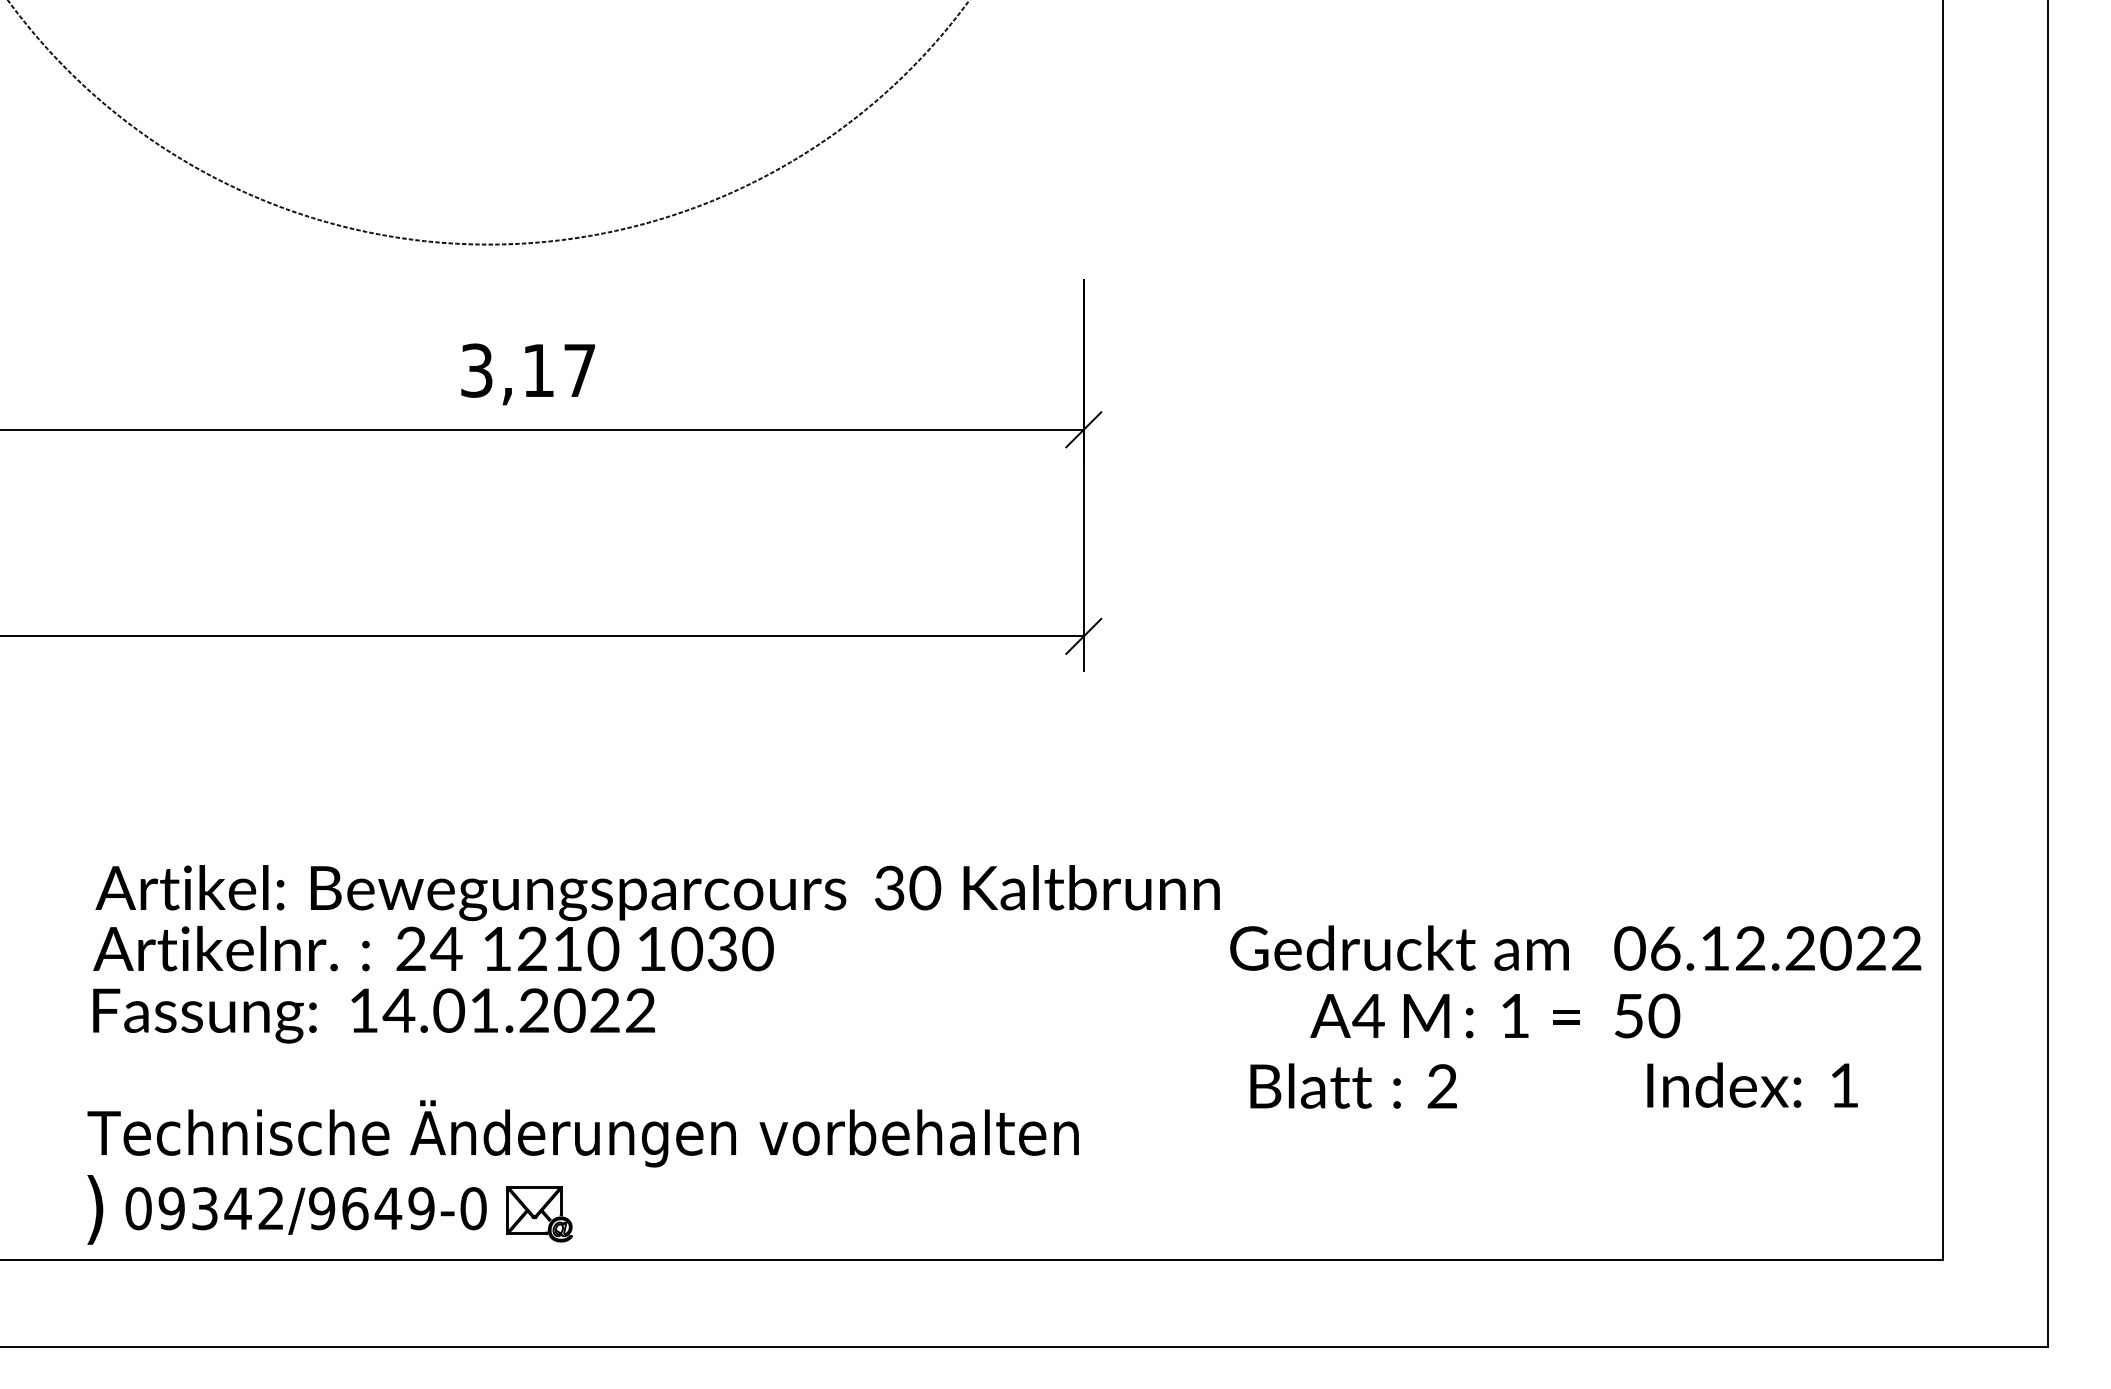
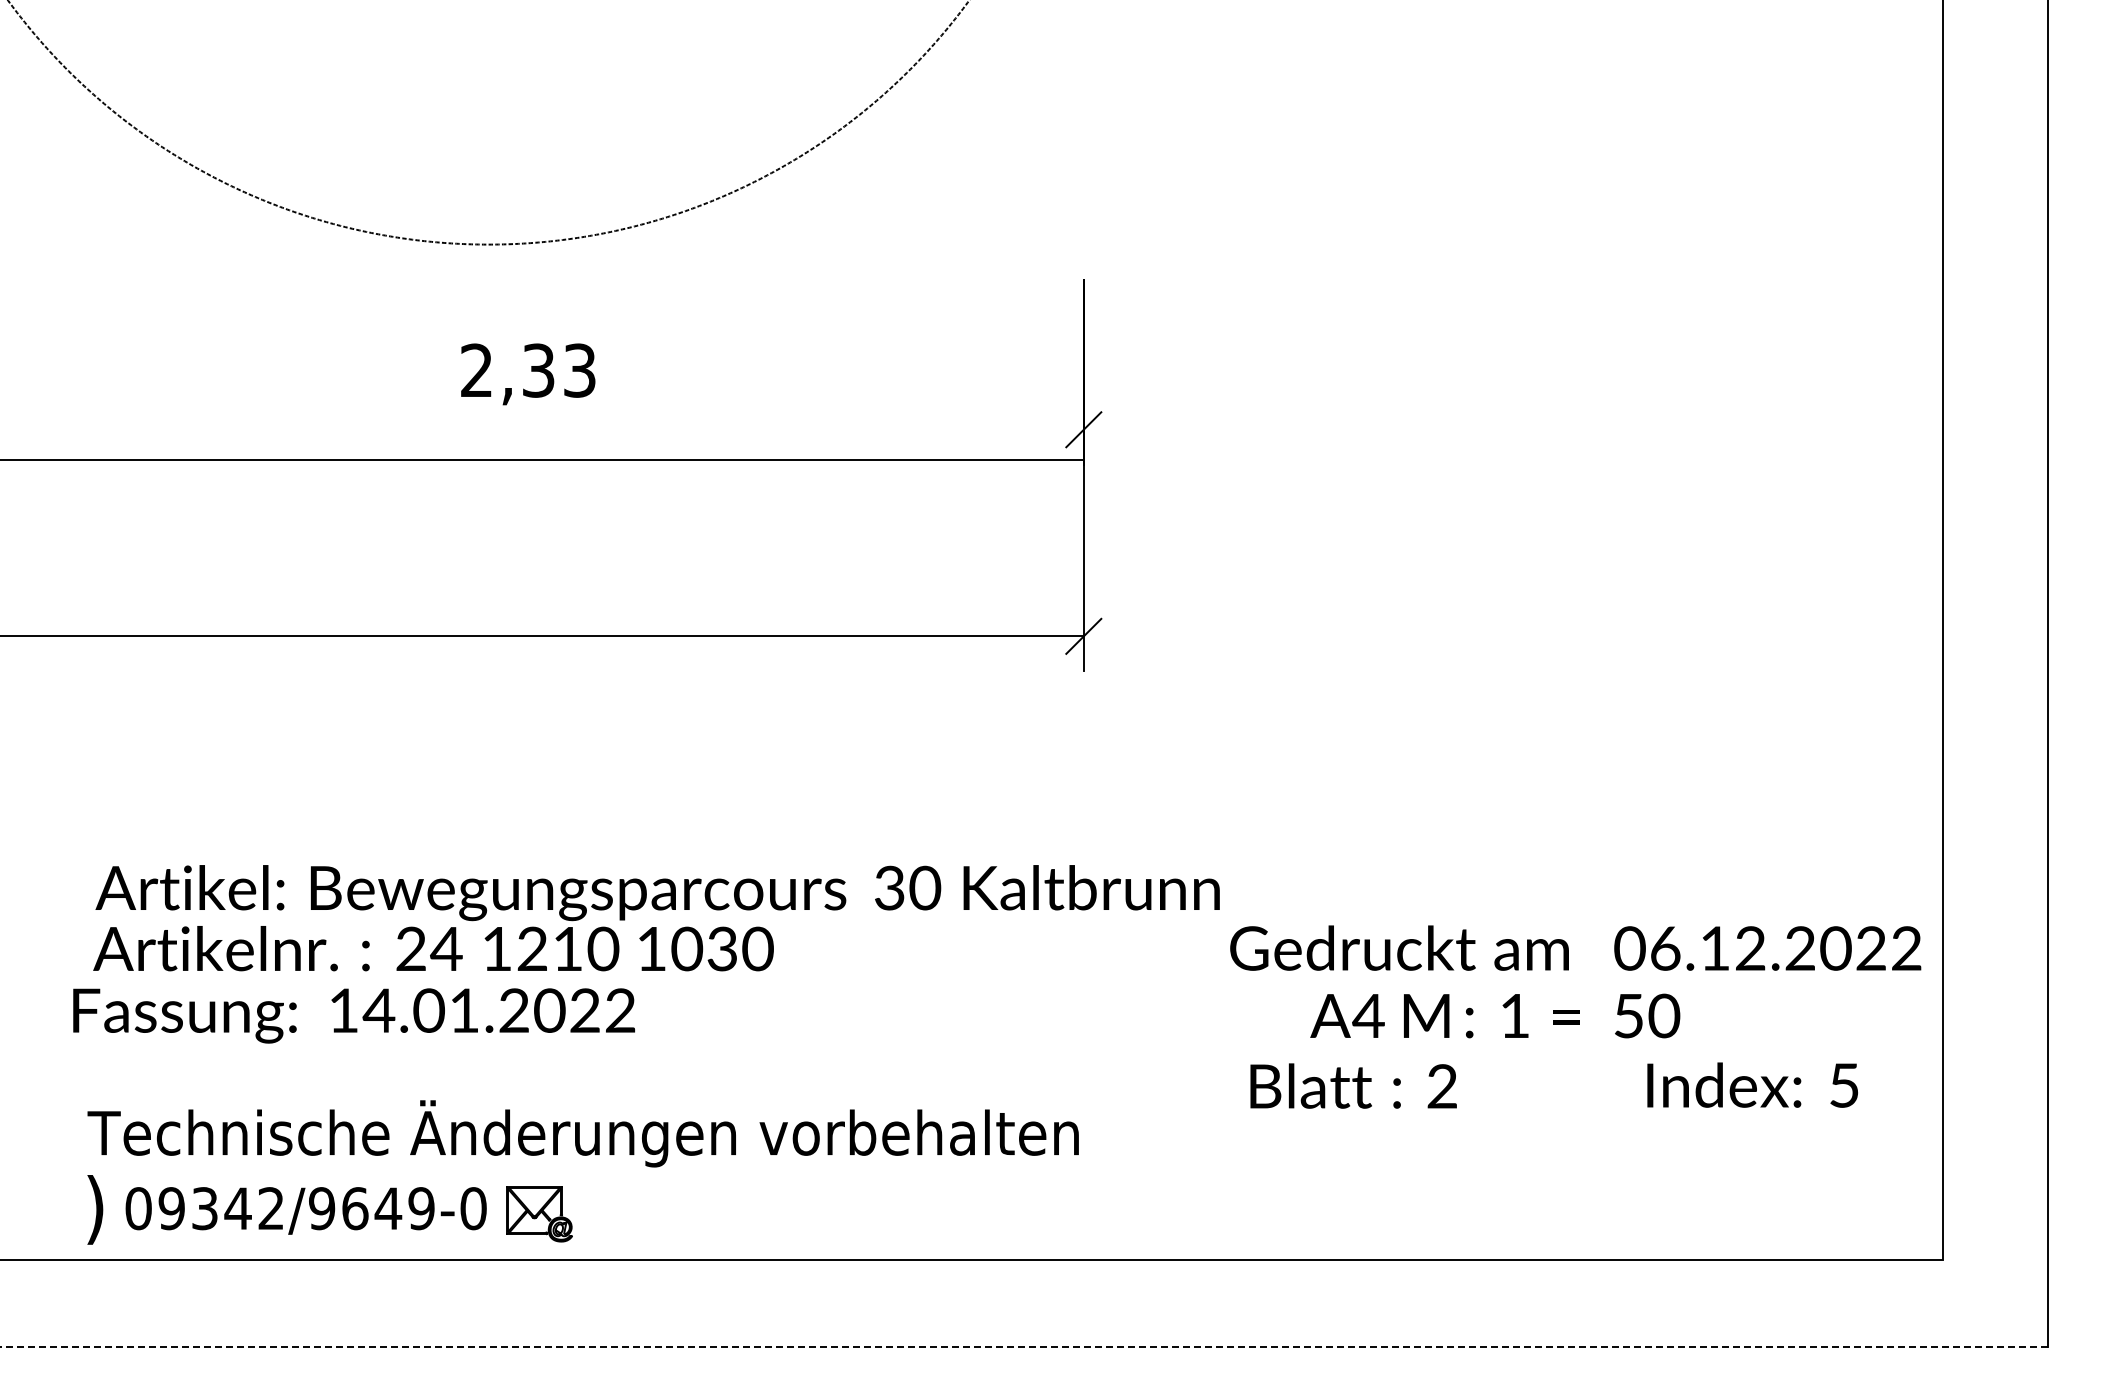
text: 3,17 -> 2,33 (528, 370)
line position: (542, 429) -> (542, 459) (542, 459)
text position: (373, 1015) -> (353, 1015) (353, 1015)
text: 1 -> 5 (1844, 1085)
line: solid -> dashed (1024, 1347)
